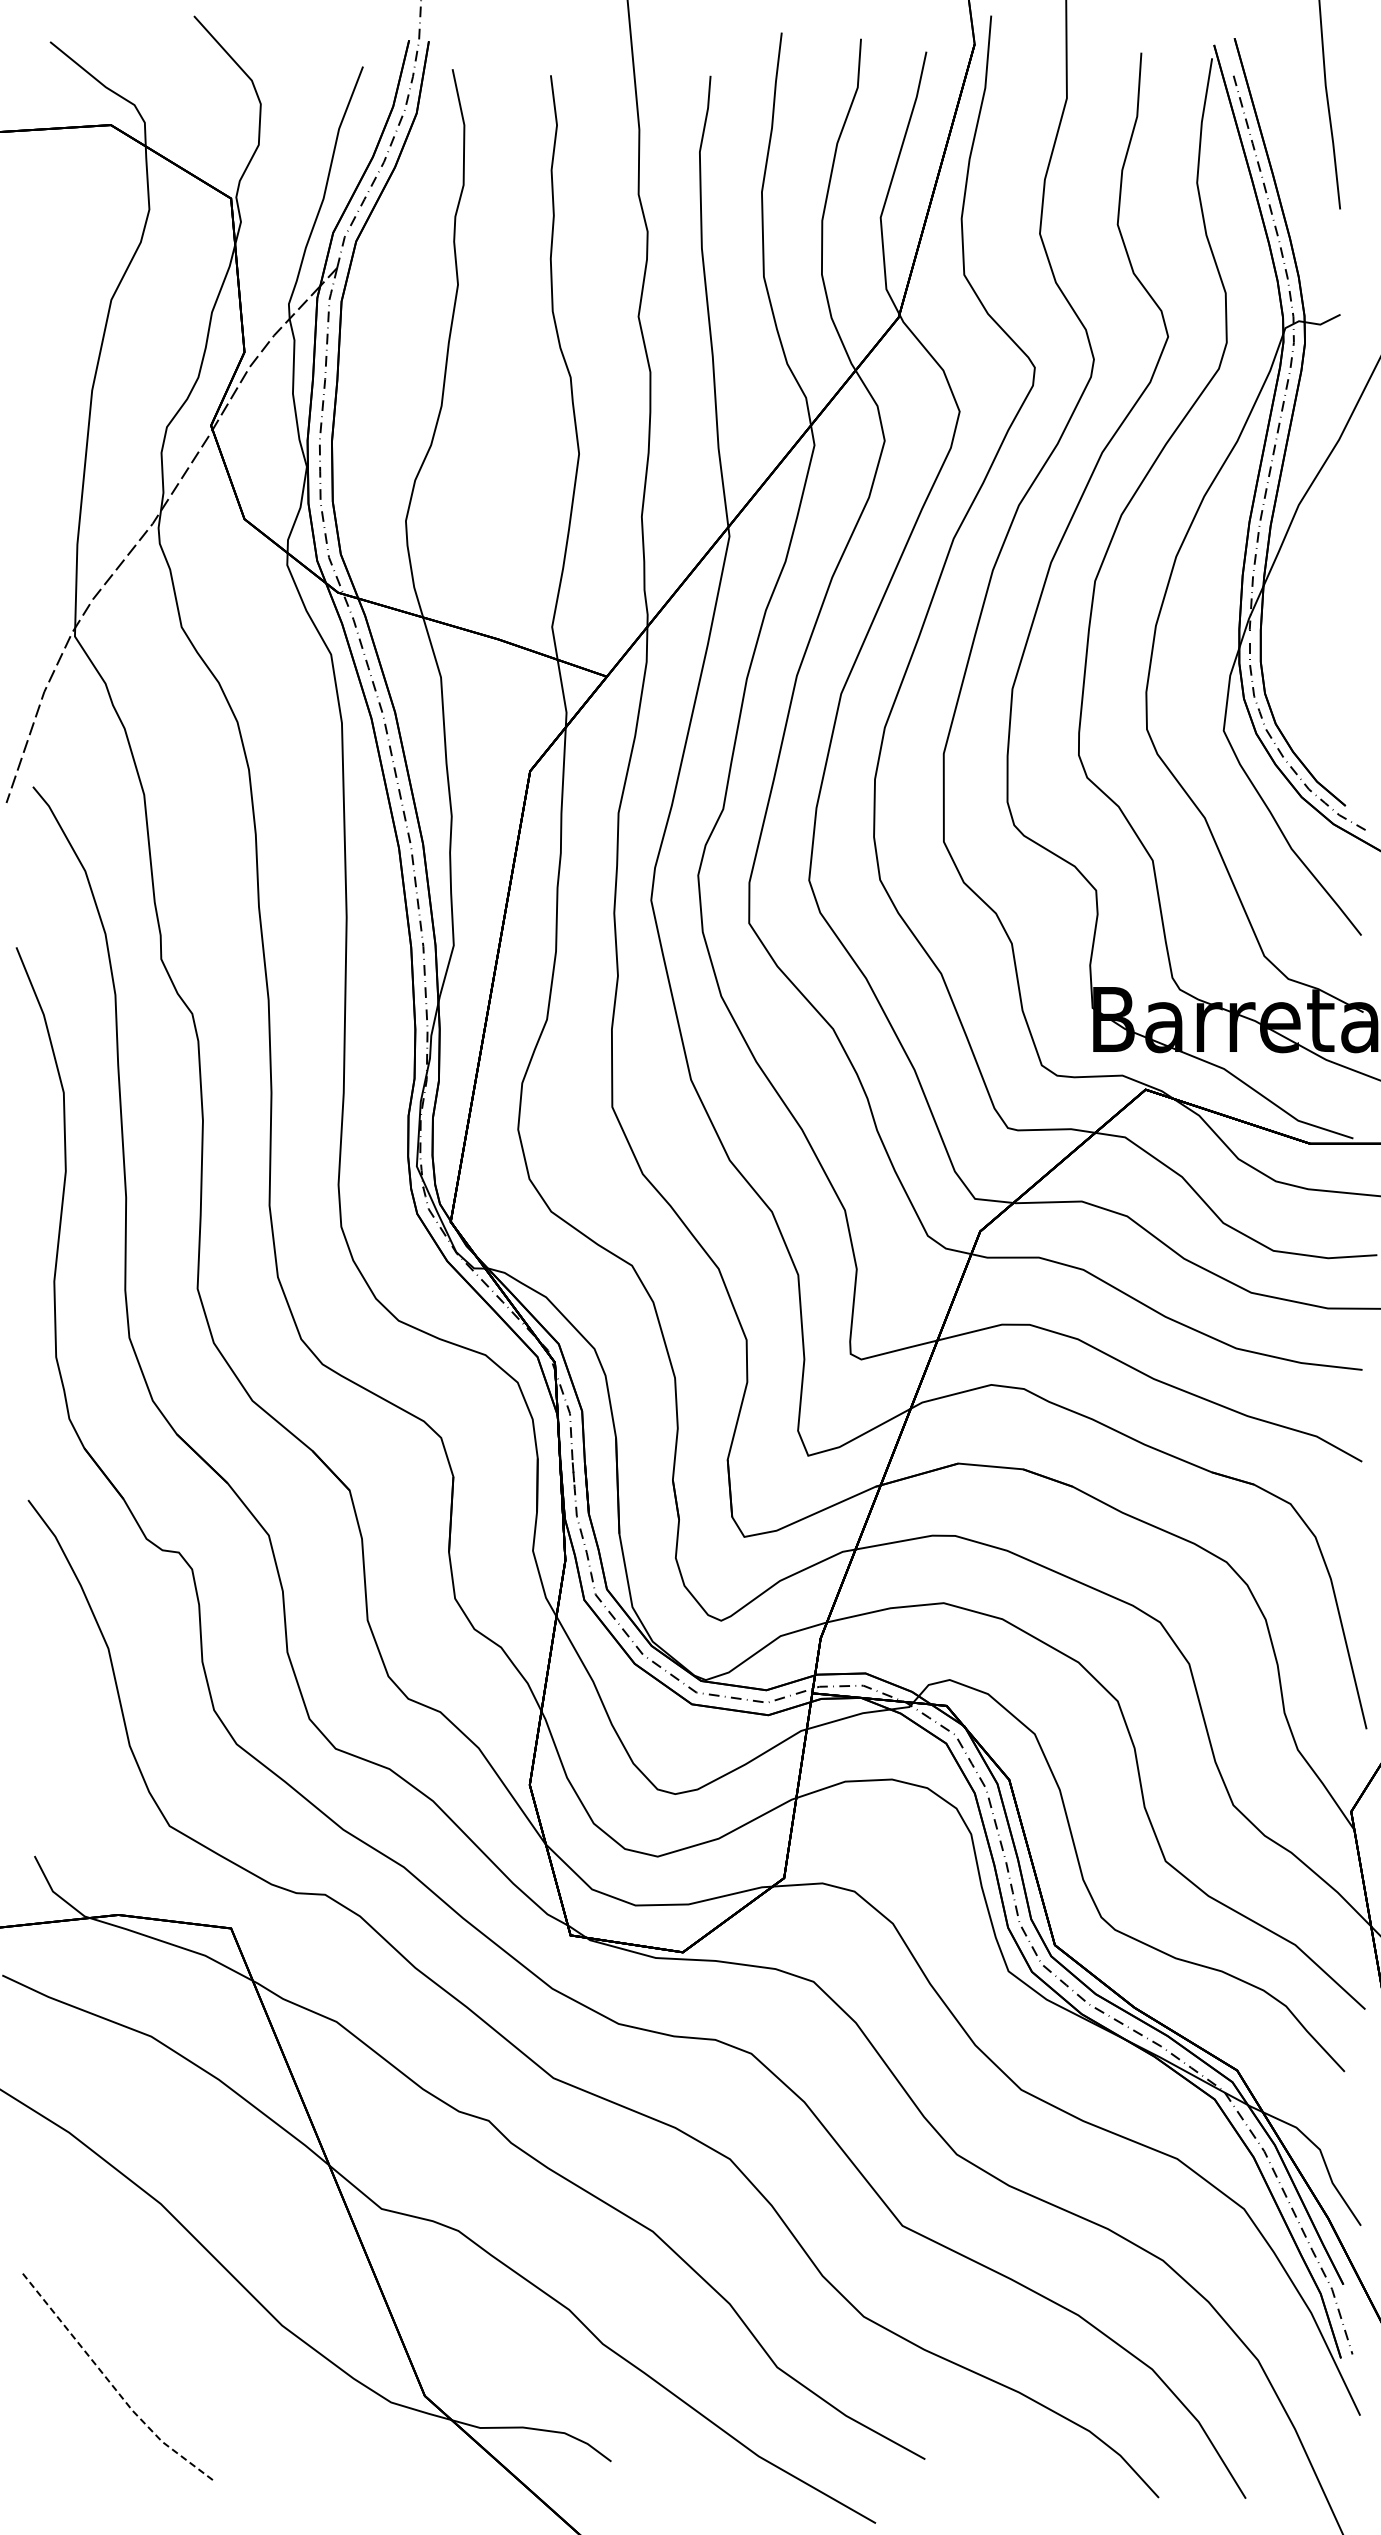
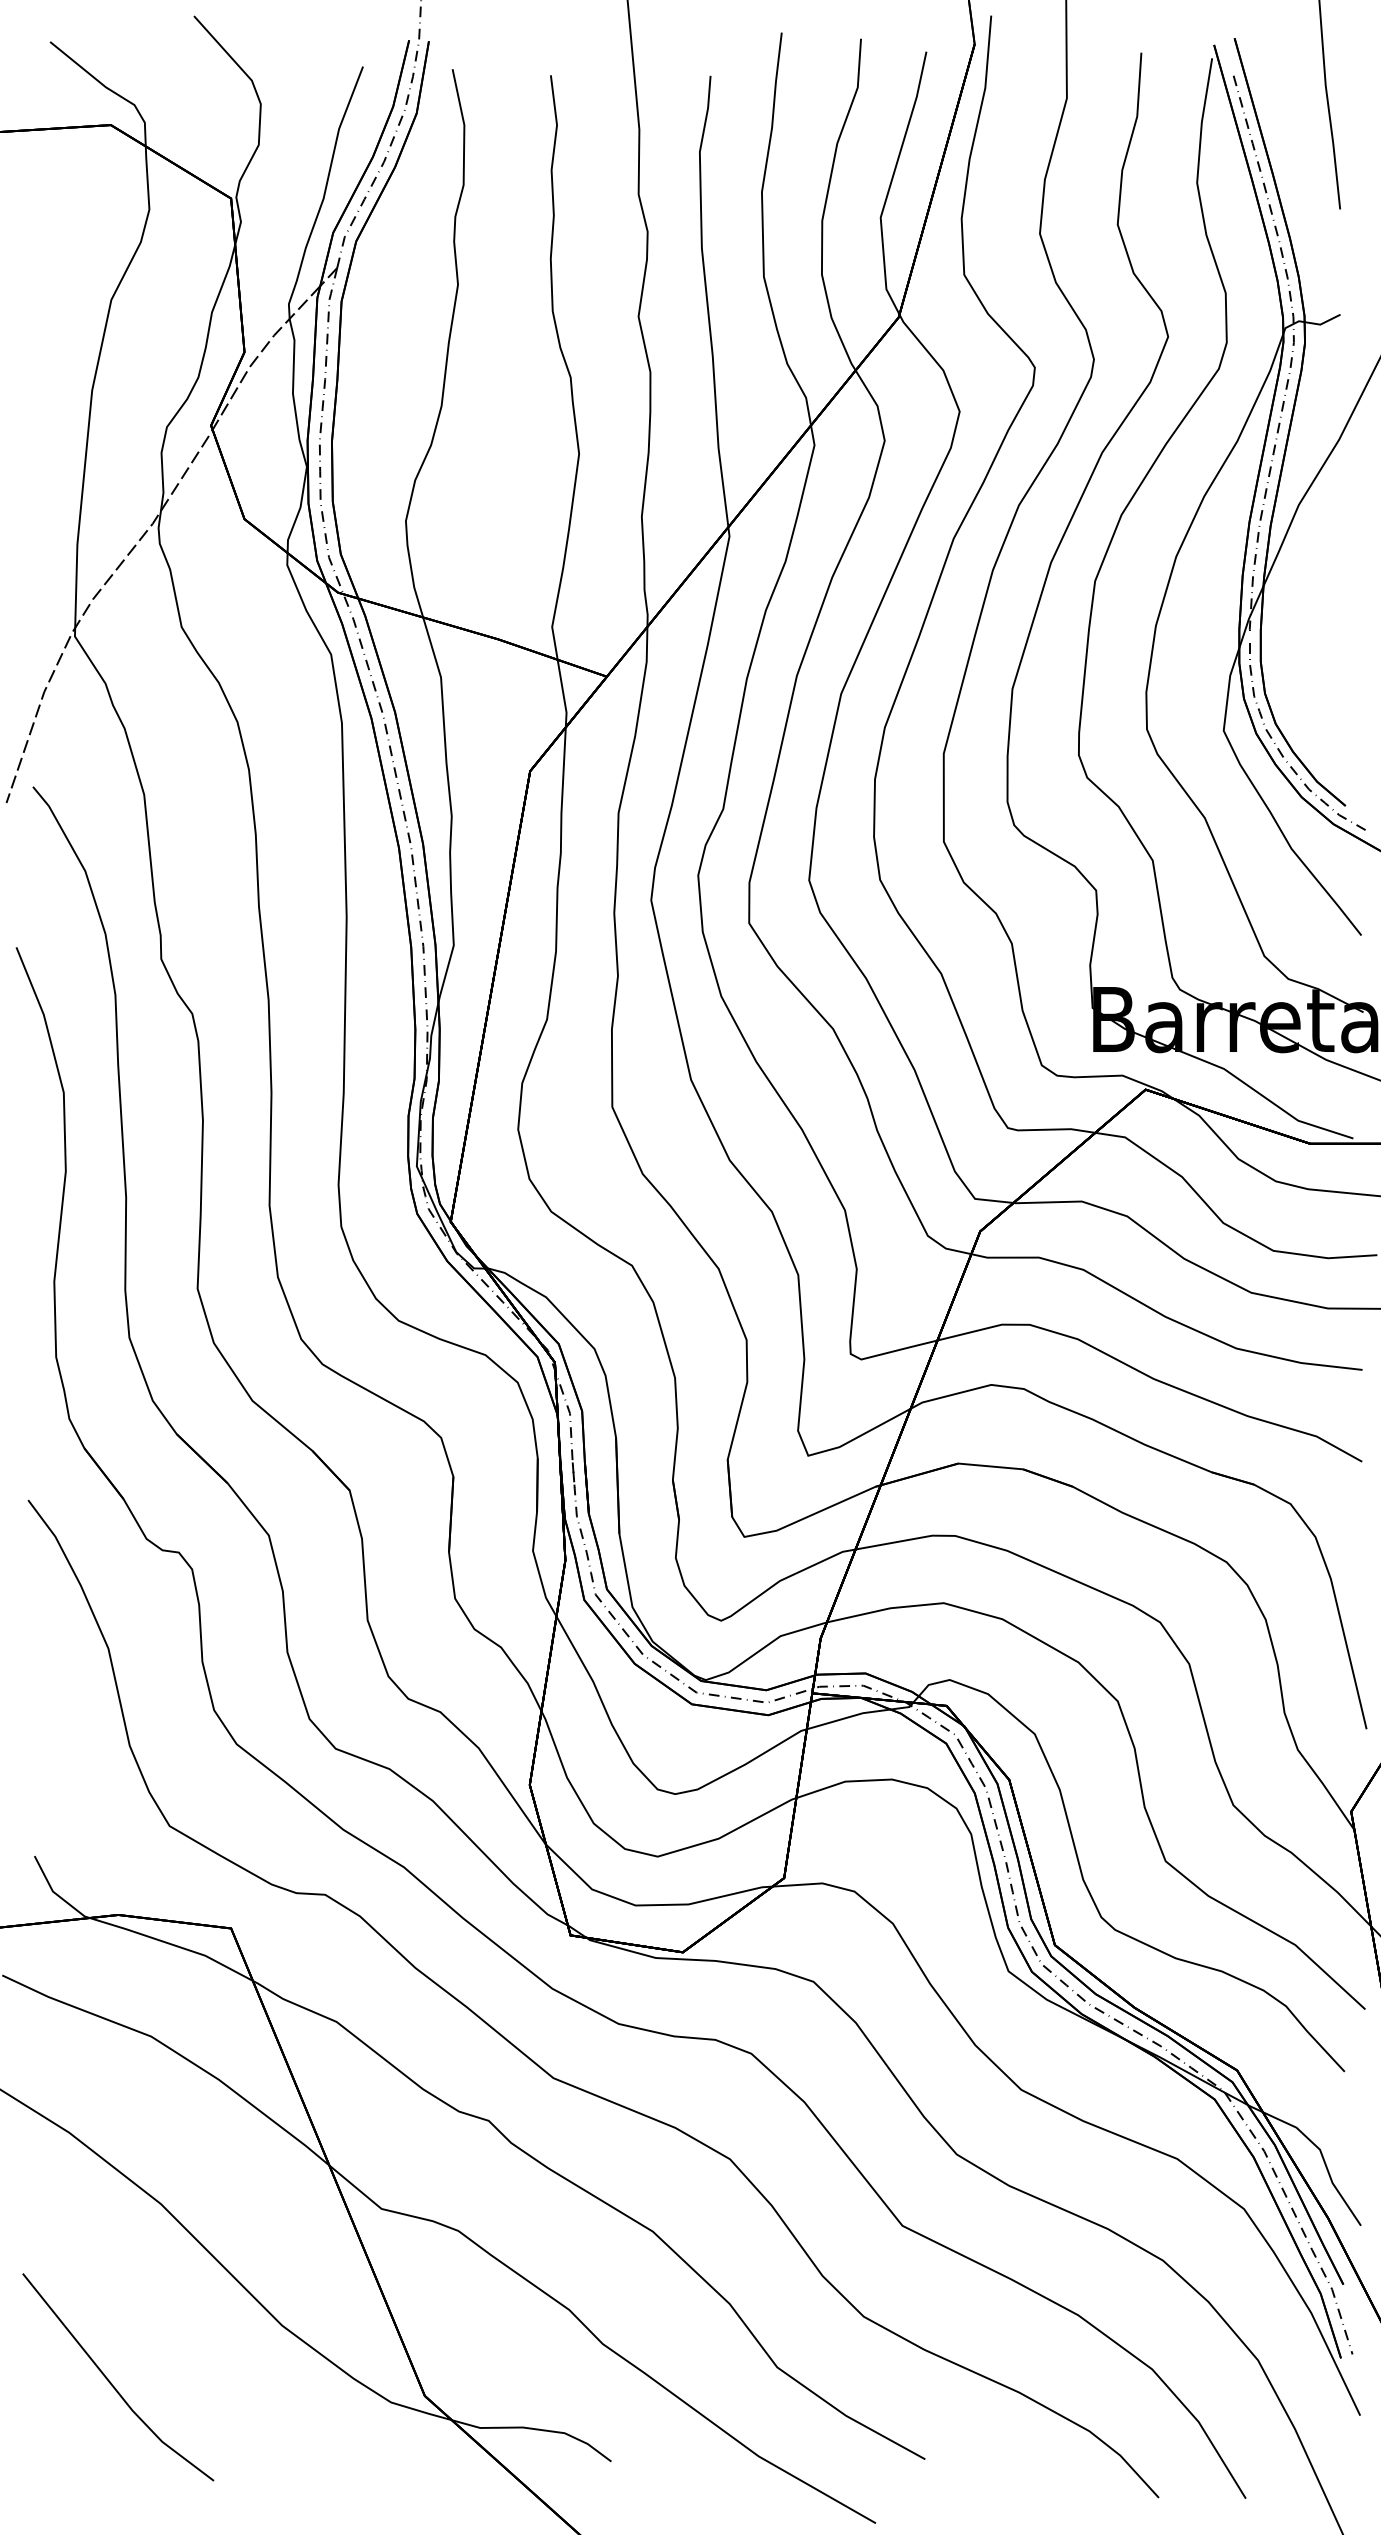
line: dashed -> solid (112, 2385)
